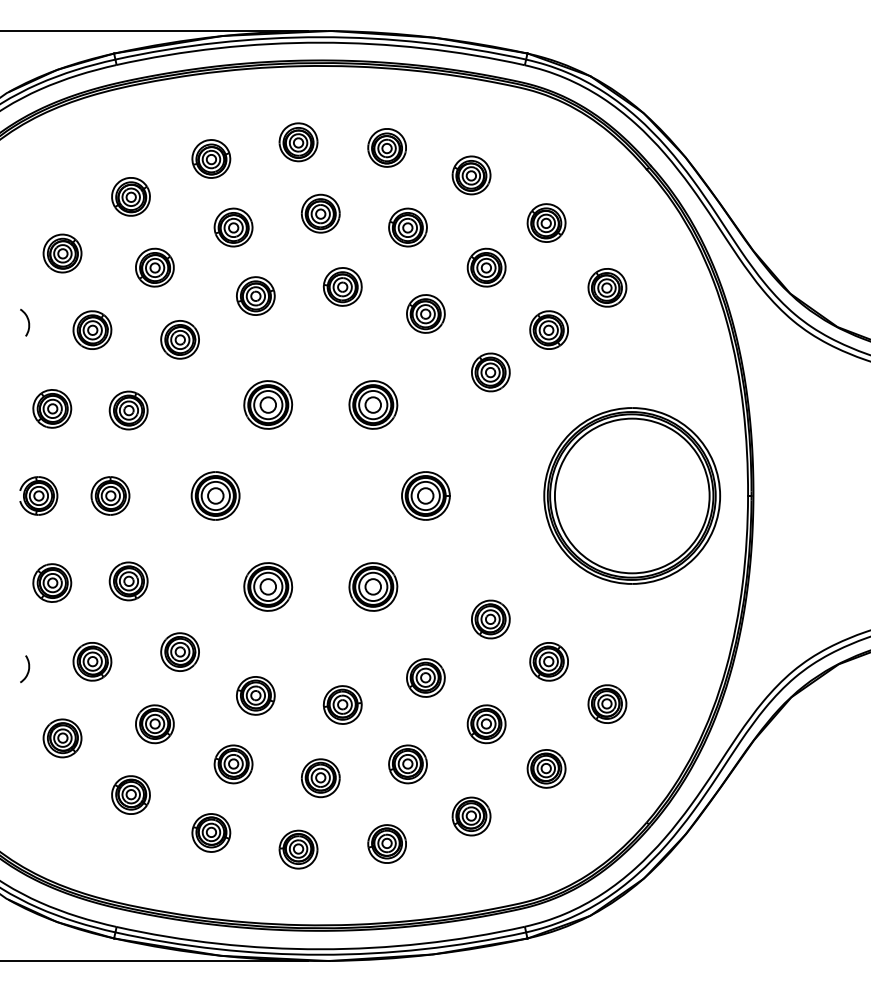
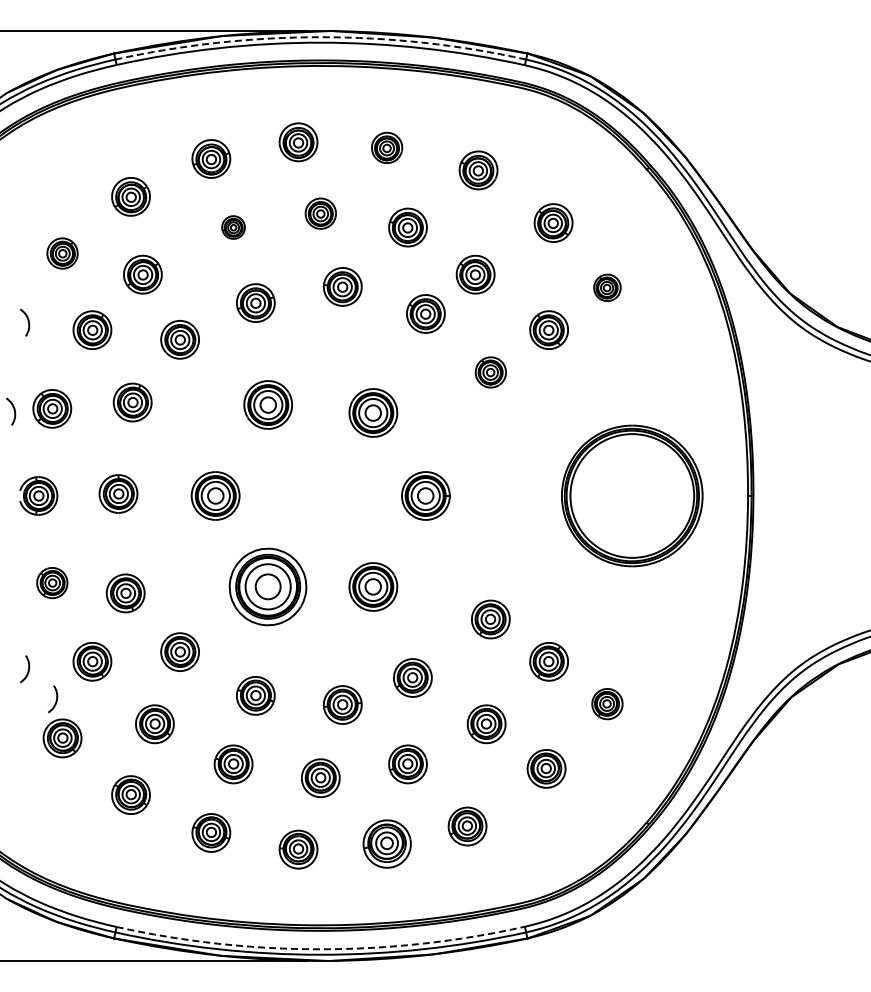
arc: solid -> dashed (320, 37)
part size: 40x40 px -> 33x33 px (387, 147)
part position: (471, 175) -> (478, 170) (478, 170)
part size: 40x41 px -> 33x33 px (320, 213)
part position: (546, 222) -> (553, 222) (553, 222)
part size: 41x41 px -> 25x25 px (233, 227)
part size: 41x41 px -> 33x33 px (62, 253)
part position: (154, 267) -> (142, 274) (142, 274)
part position: (486, 267) -> (475, 274) (475, 274)
part size: 41x40 px -> 29x29 px (607, 287)
part position: (255, 295) -> (255, 302) (255, 302)
part size: 40x41 px -> 33x33 px (490, 372)
part position: (373, 404) -> (373, 412) (373, 412)
curve: none -> present (13, 410)
part position: (128, 410) -> (132, 402) (132, 402)
part position: (110, 495) -> (118, 493) (118, 493)
part size: 179x178 px -> 143x144 px (632, 495)
part position: (128, 581) -> (125, 593) (125, 593)
part size: 41x40 px -> 33x33 px (52, 583)
part size: 51x50 px -> 80x80 px (267, 586)
part position: (425, 677) -> (412, 677) (412, 677)
curve: none -> present (55, 700)
part size: 41x40 px -> 33x33 px (607, 704)
part position: (471, 816) -> (467, 826) (467, 826)
part size: 40x40 px -> 50x50 px (386, 843)
arc: solid -> dashed (320, 949)
